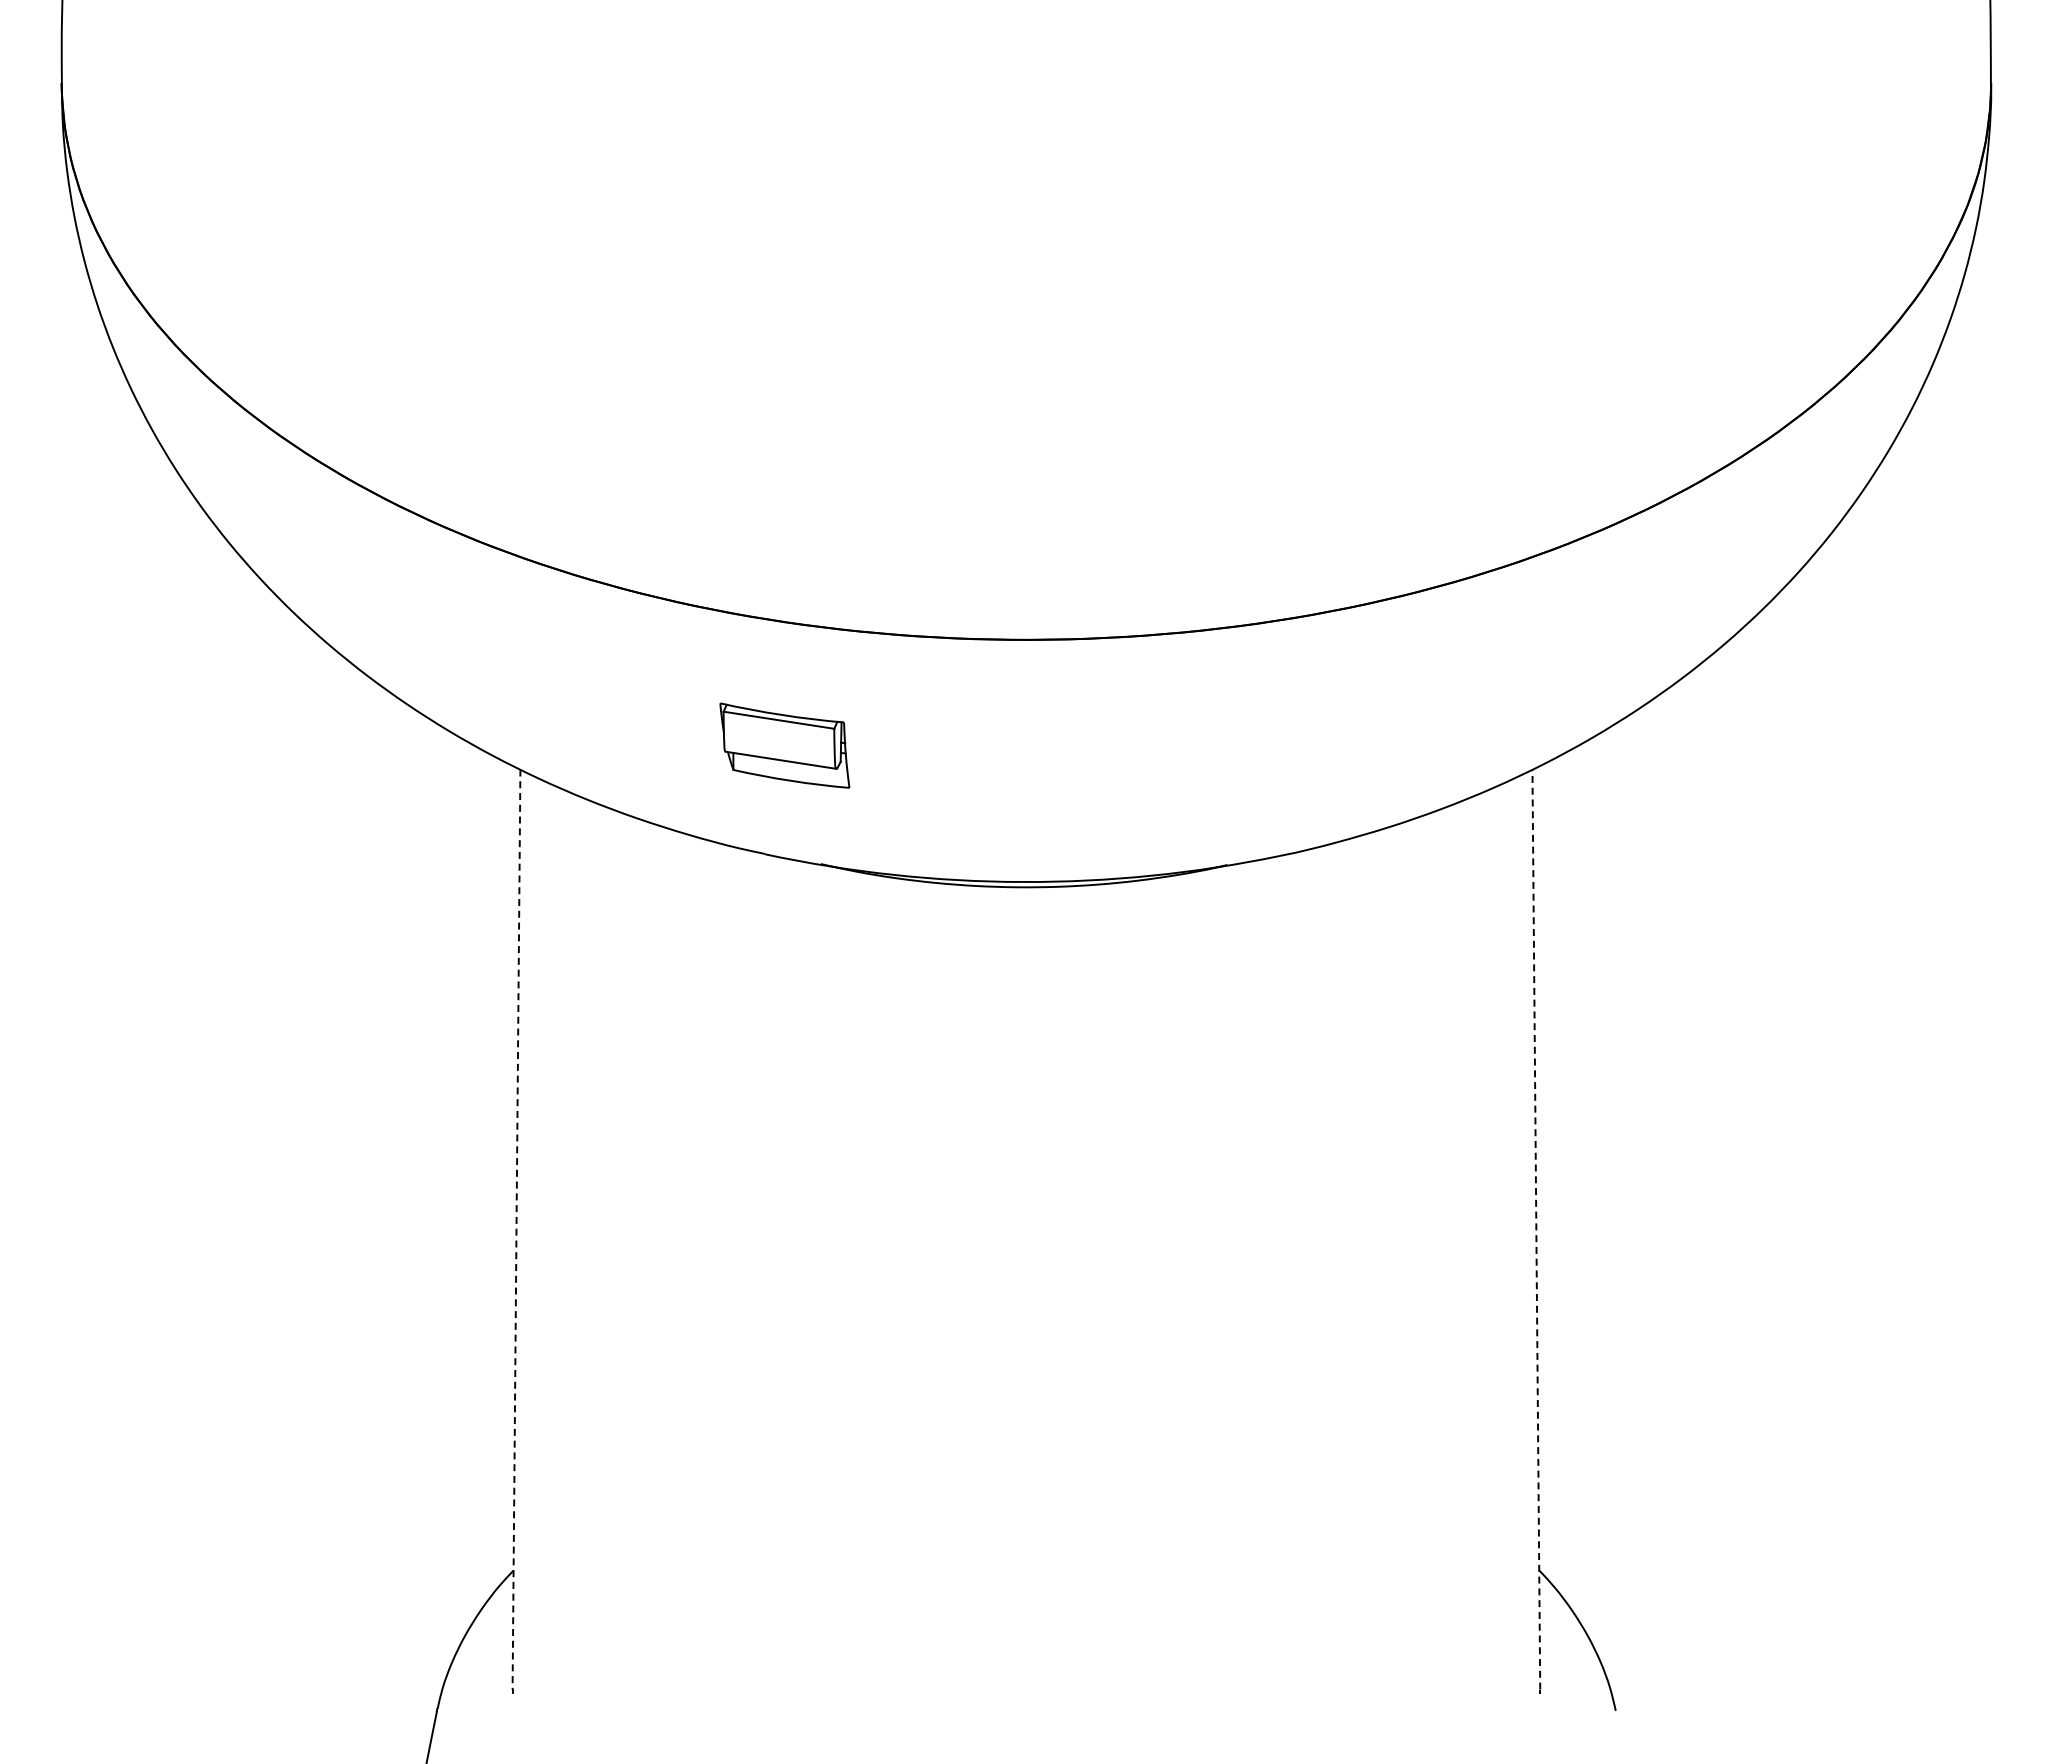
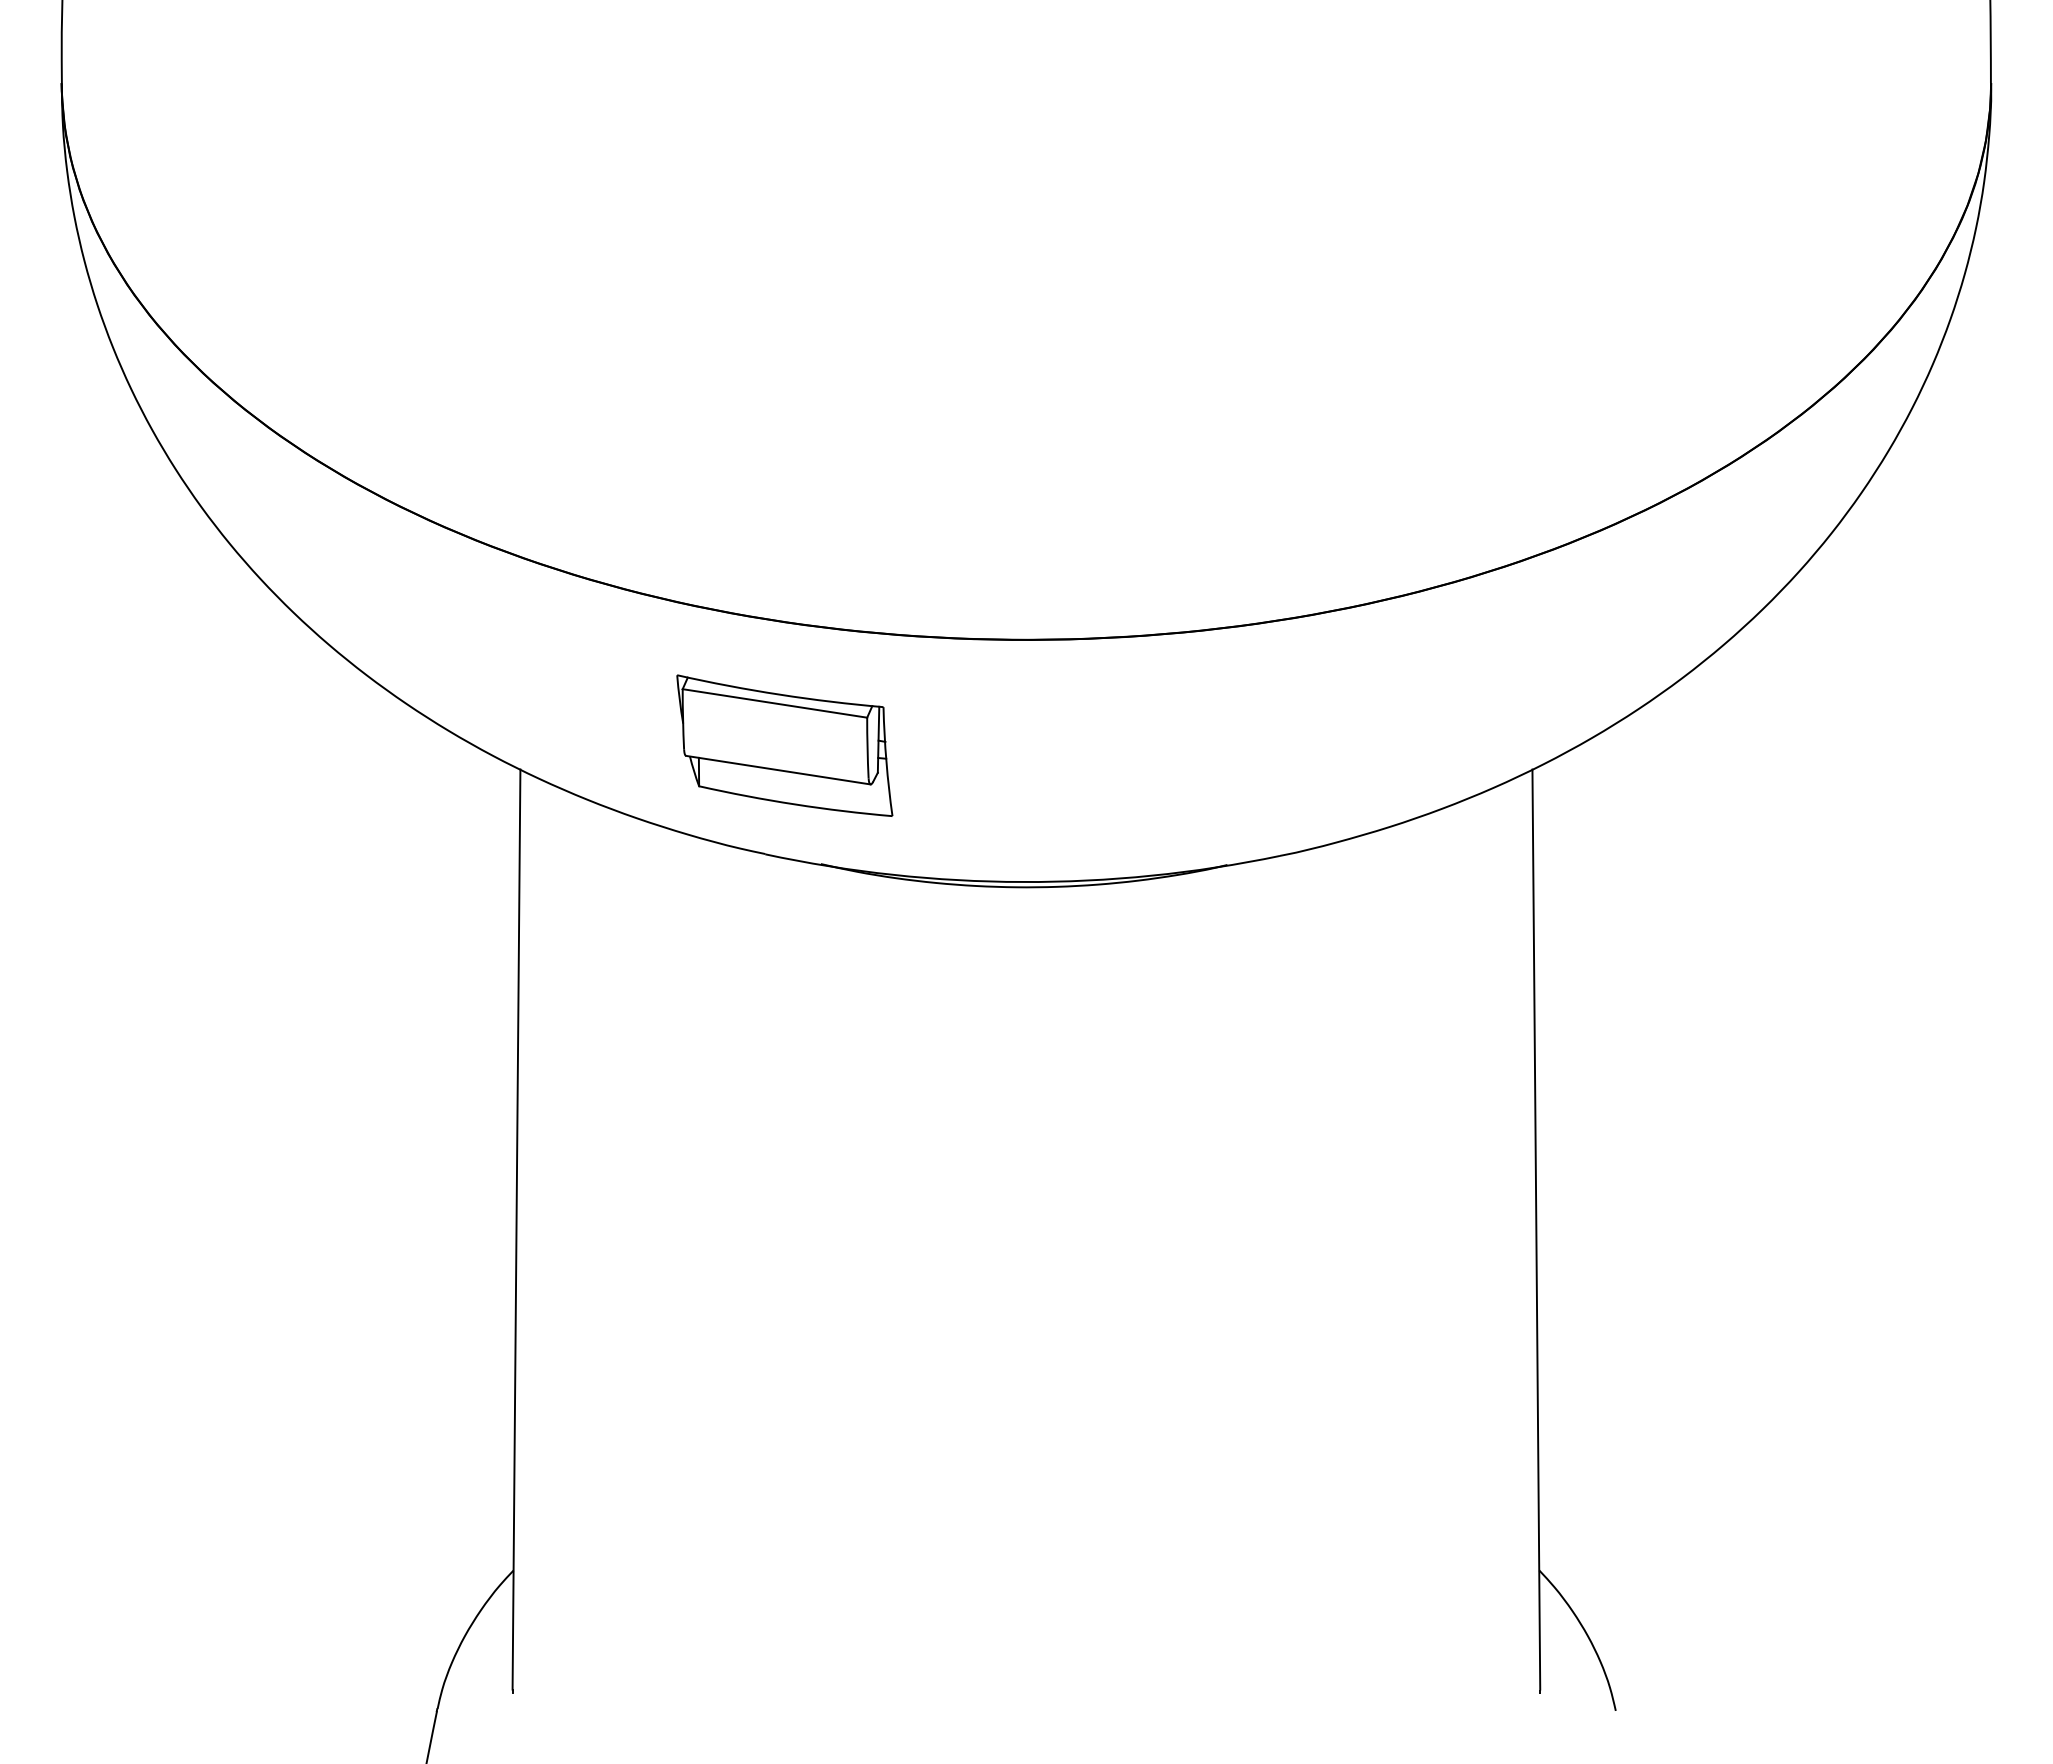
part size: 132x87 px -> 218x143 px (784, 745)
line: dashed -> solid (1536, 1229)
line: dashed -> solid (516, 1230)
